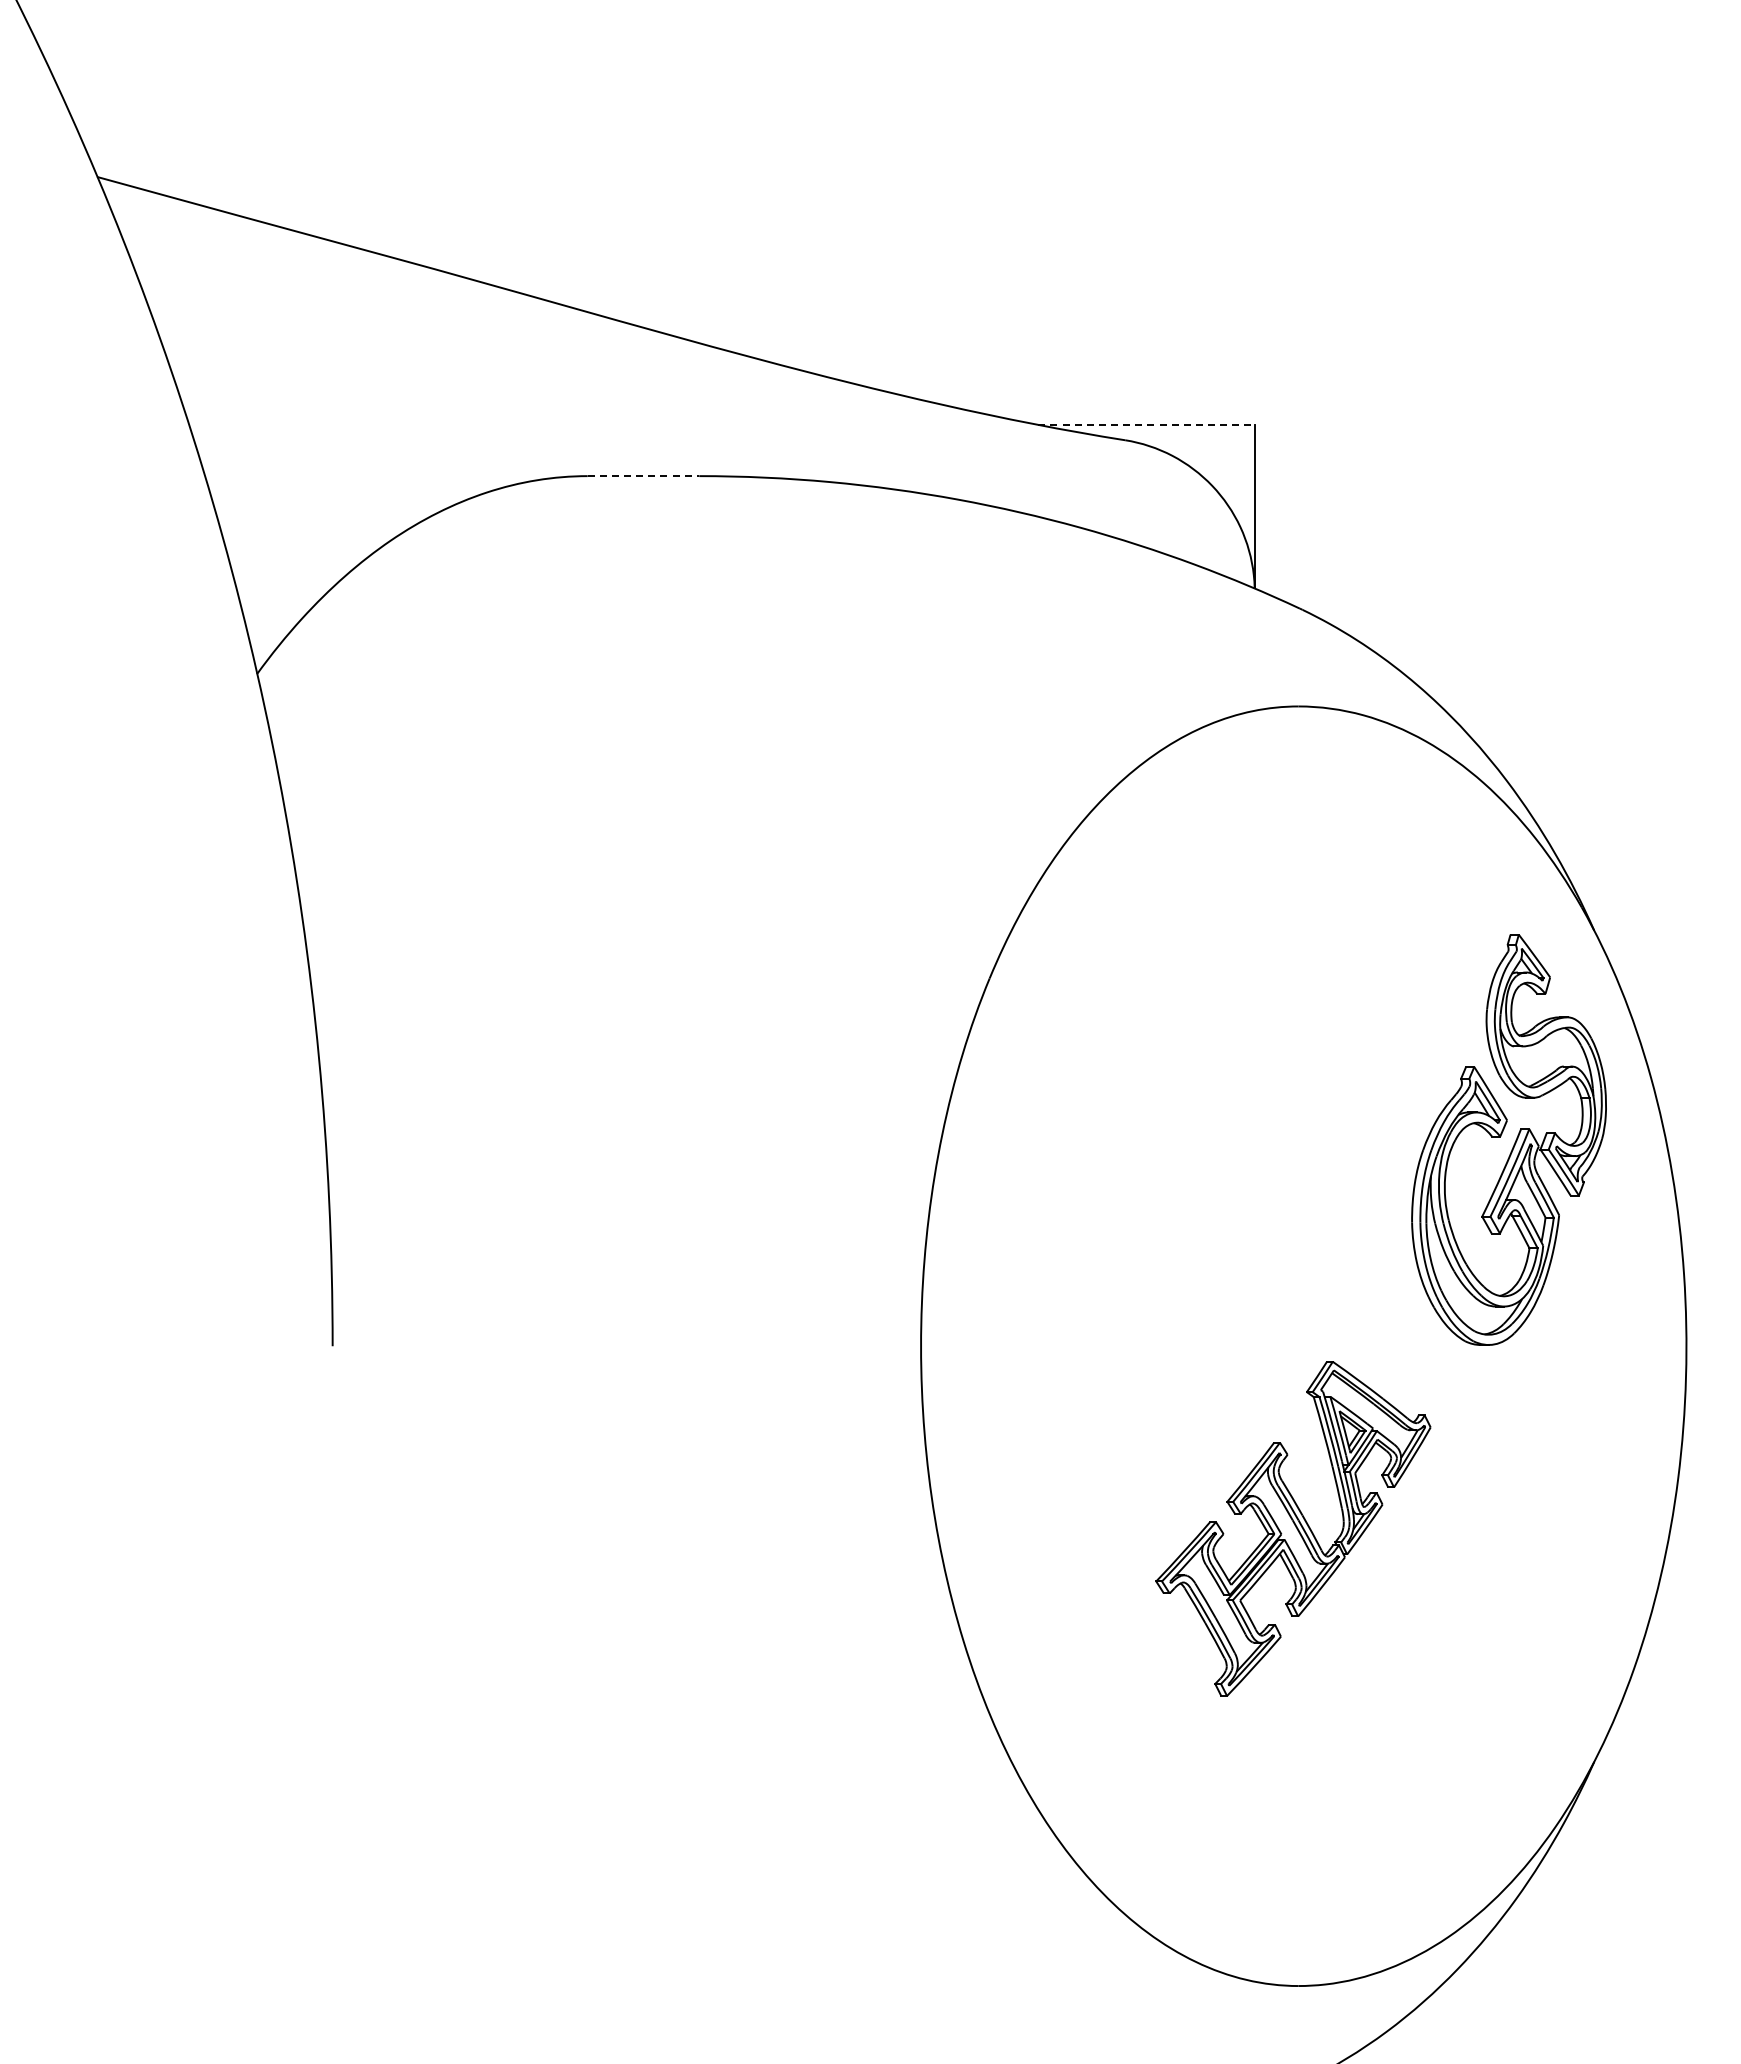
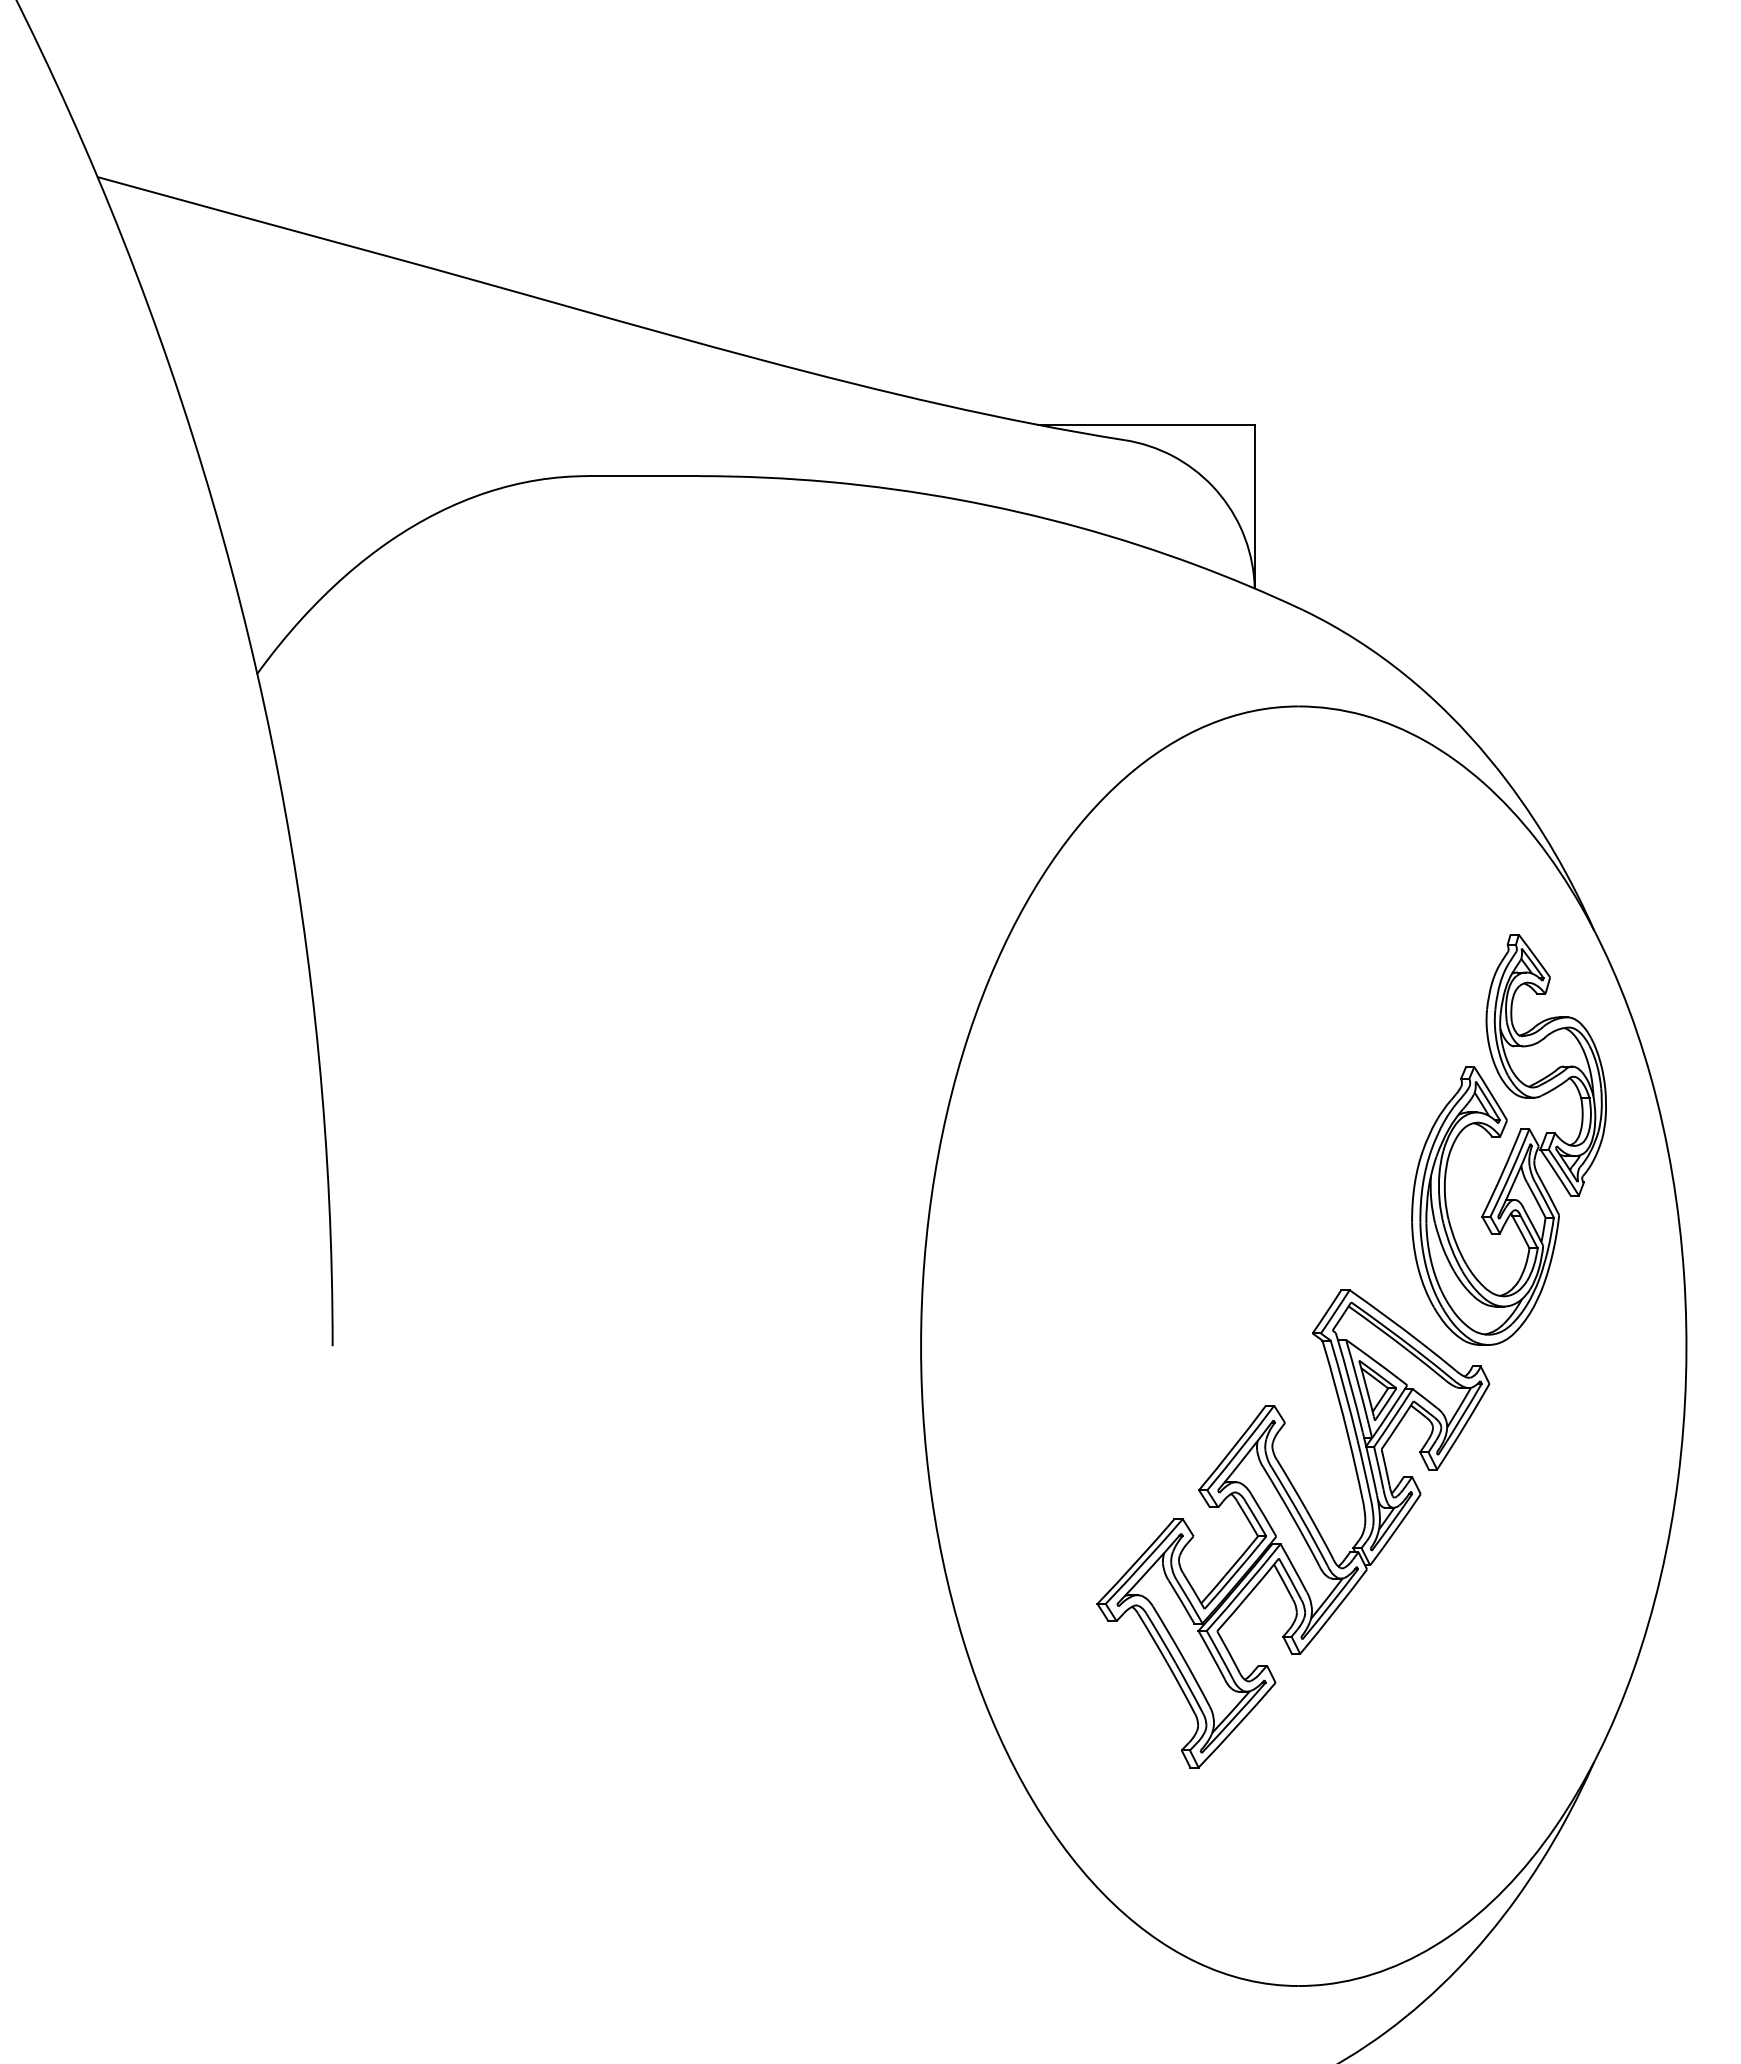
line: dashed -> solid (1147, 424)
line: dashed -> solid (643, 476)
part size: 277x336 px -> 395x480 px (1293, 1528)
